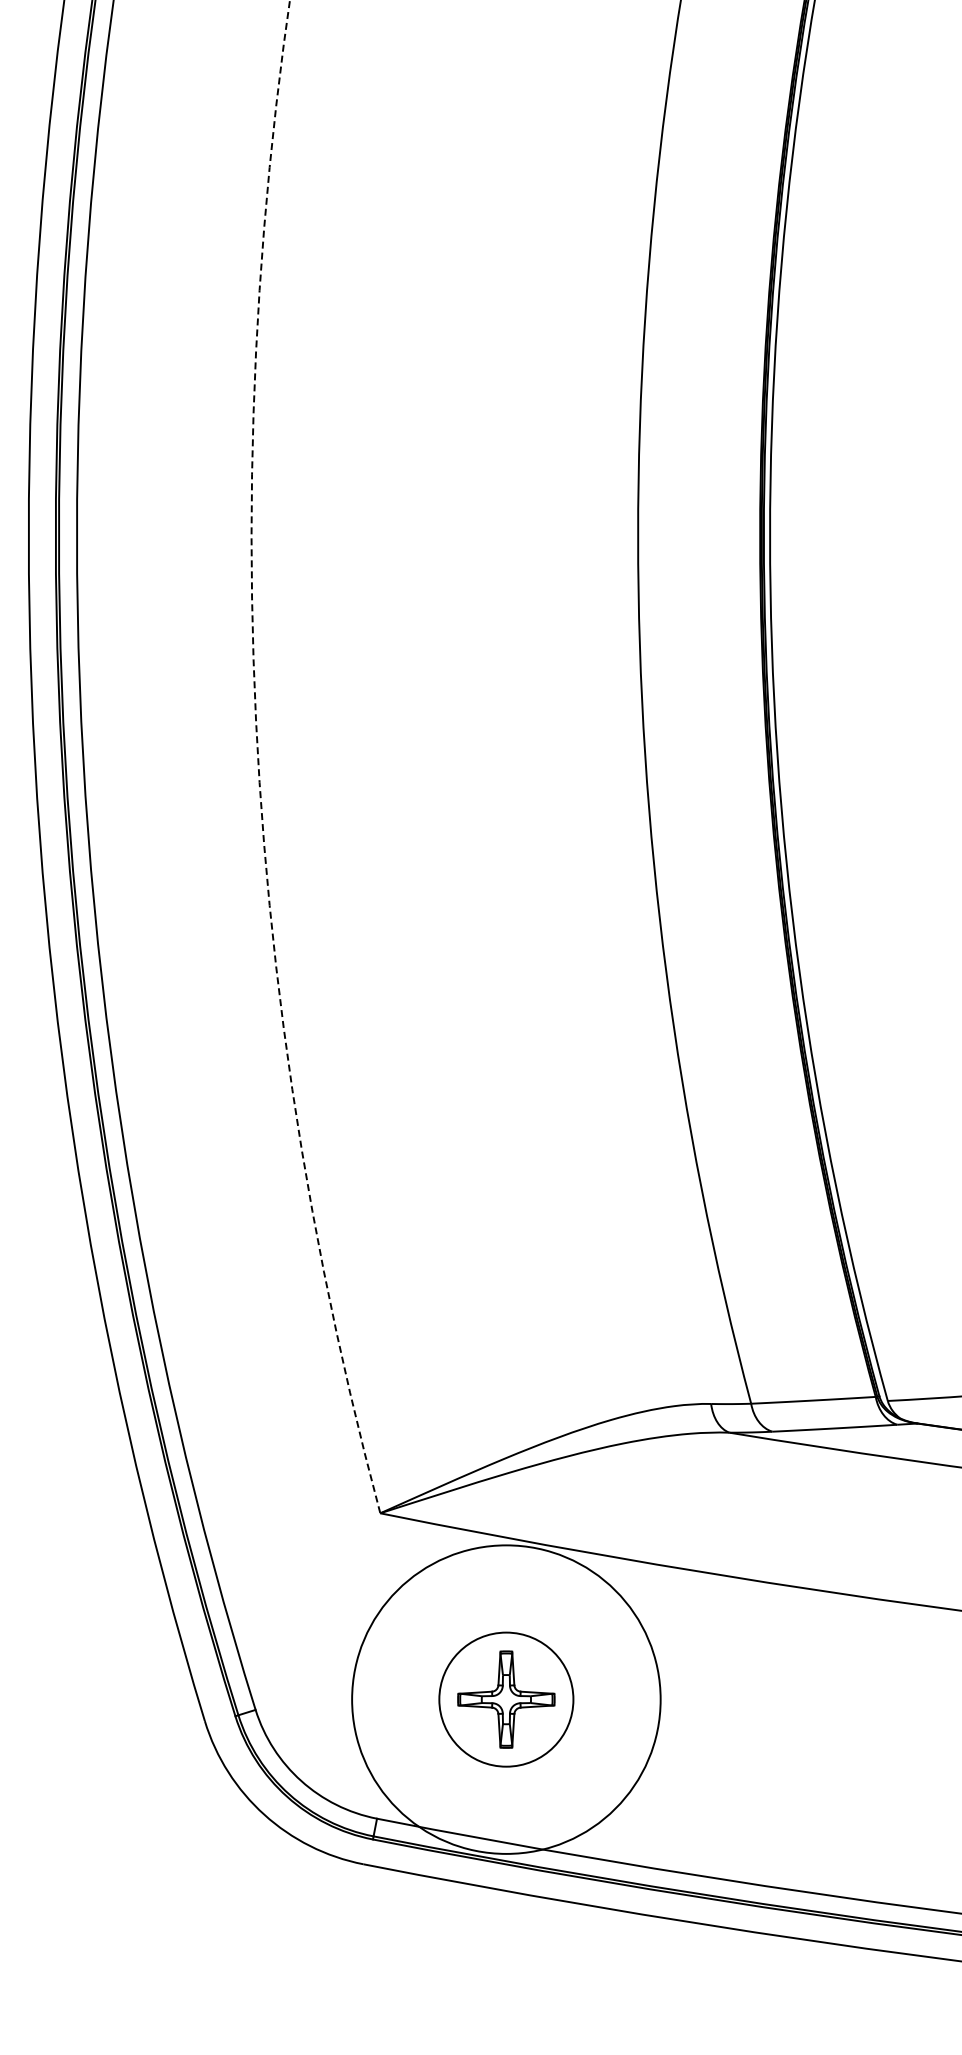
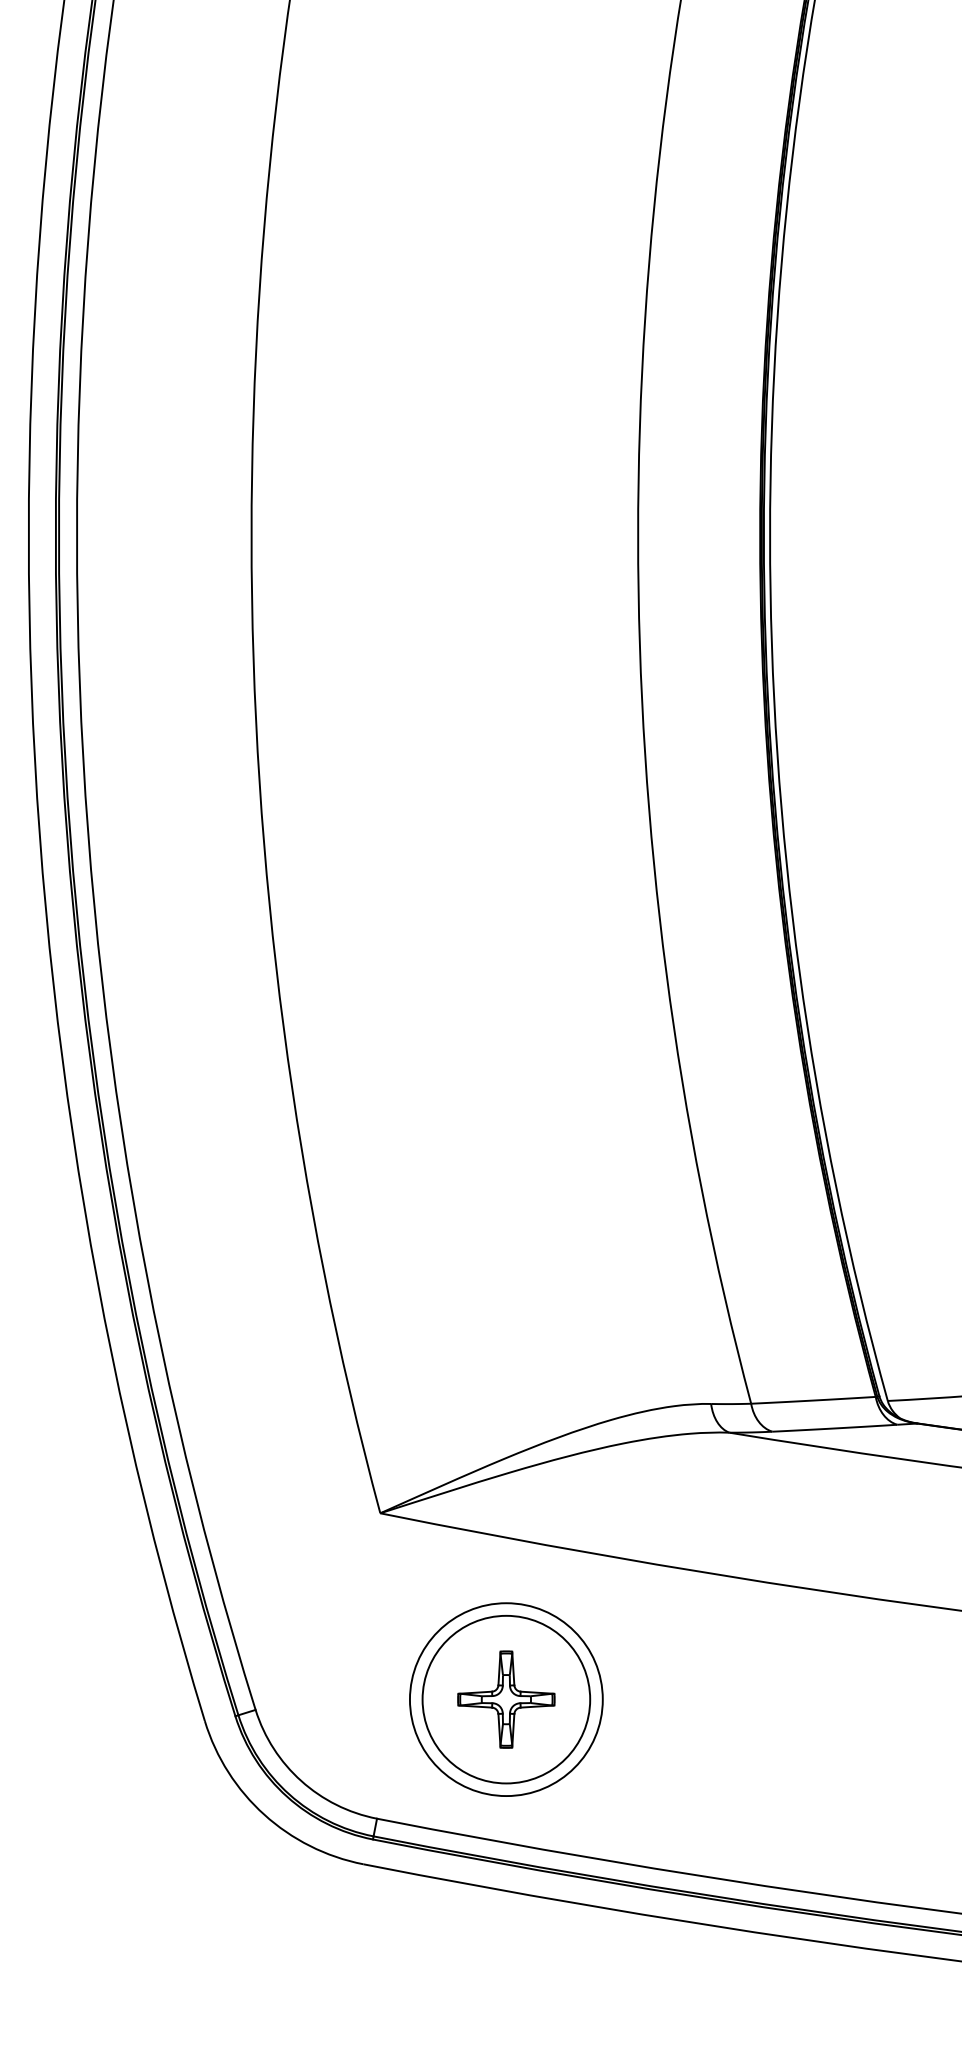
arc: dashed -> solid (258, 761)
circle diameter: 134 px -> 168 px (506, 1699)
circle diameter: 309 px -> 193 px (505, 1699)
